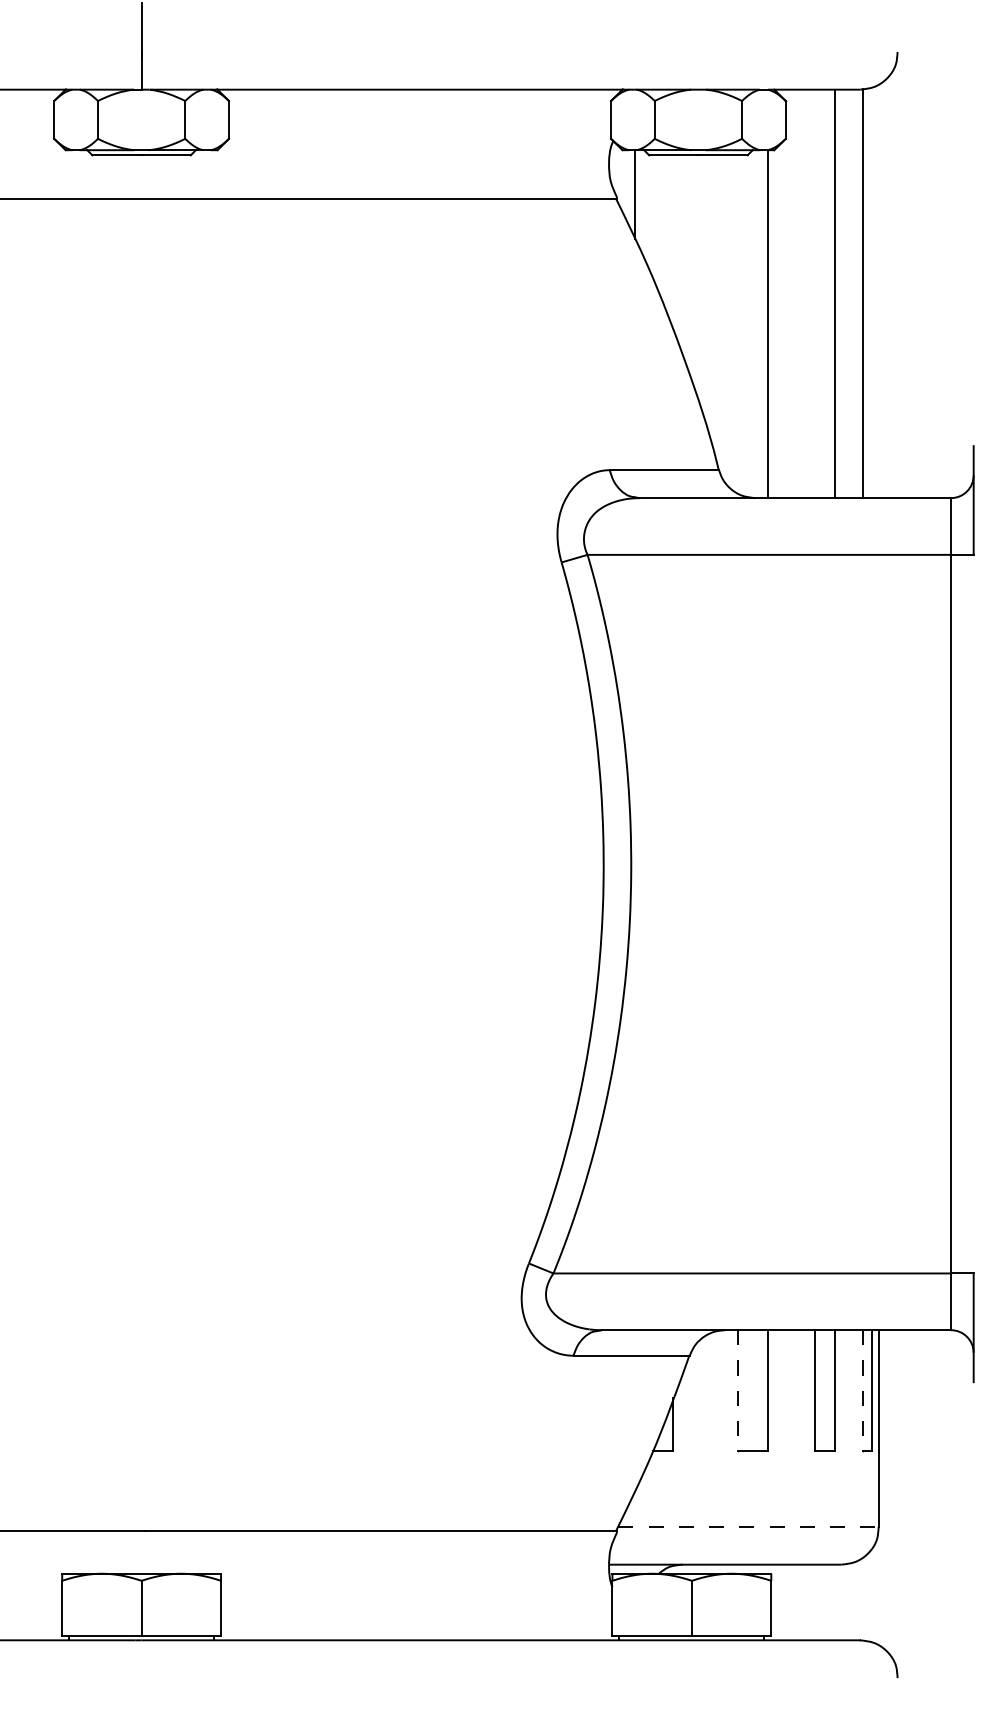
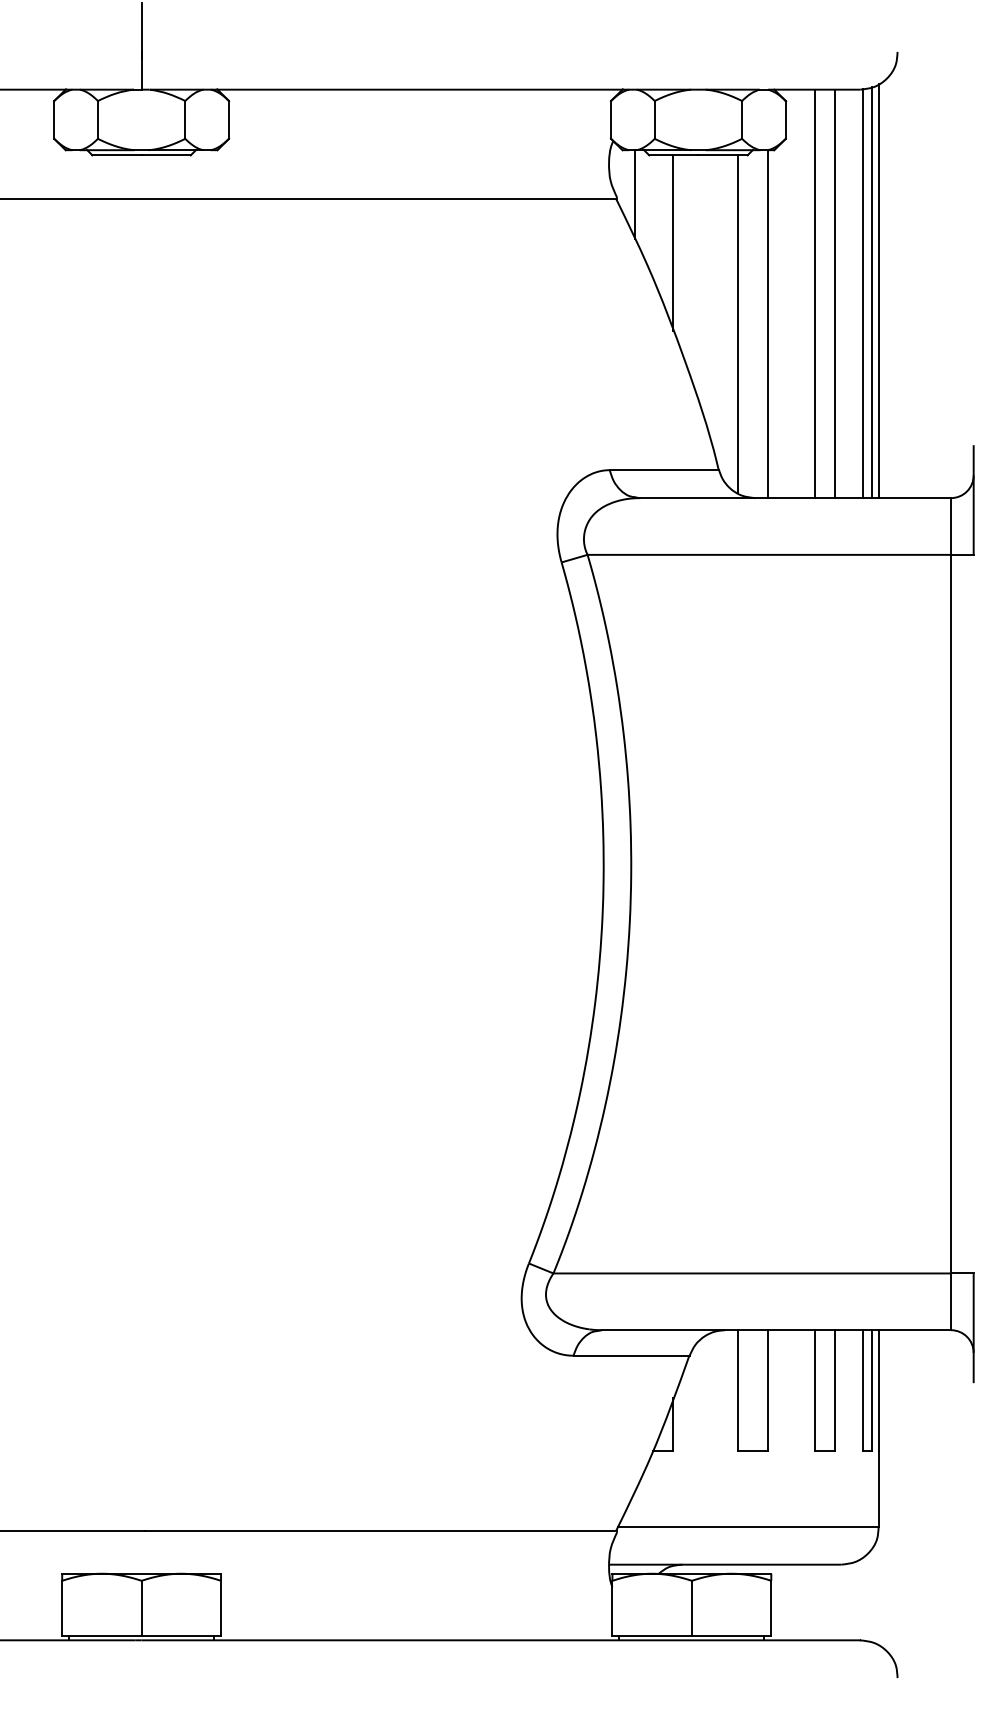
line: none -> present (673, 242)
line: none -> present (879, 290)
line: none -> present (872, 292)
line: none -> present (815, 293)
line: none -> present (738, 324)
line: dashed -> solid (738, 1390)
line: dashed -> solid (863, 1390)
line: dashed -> solid (749, 1526)
